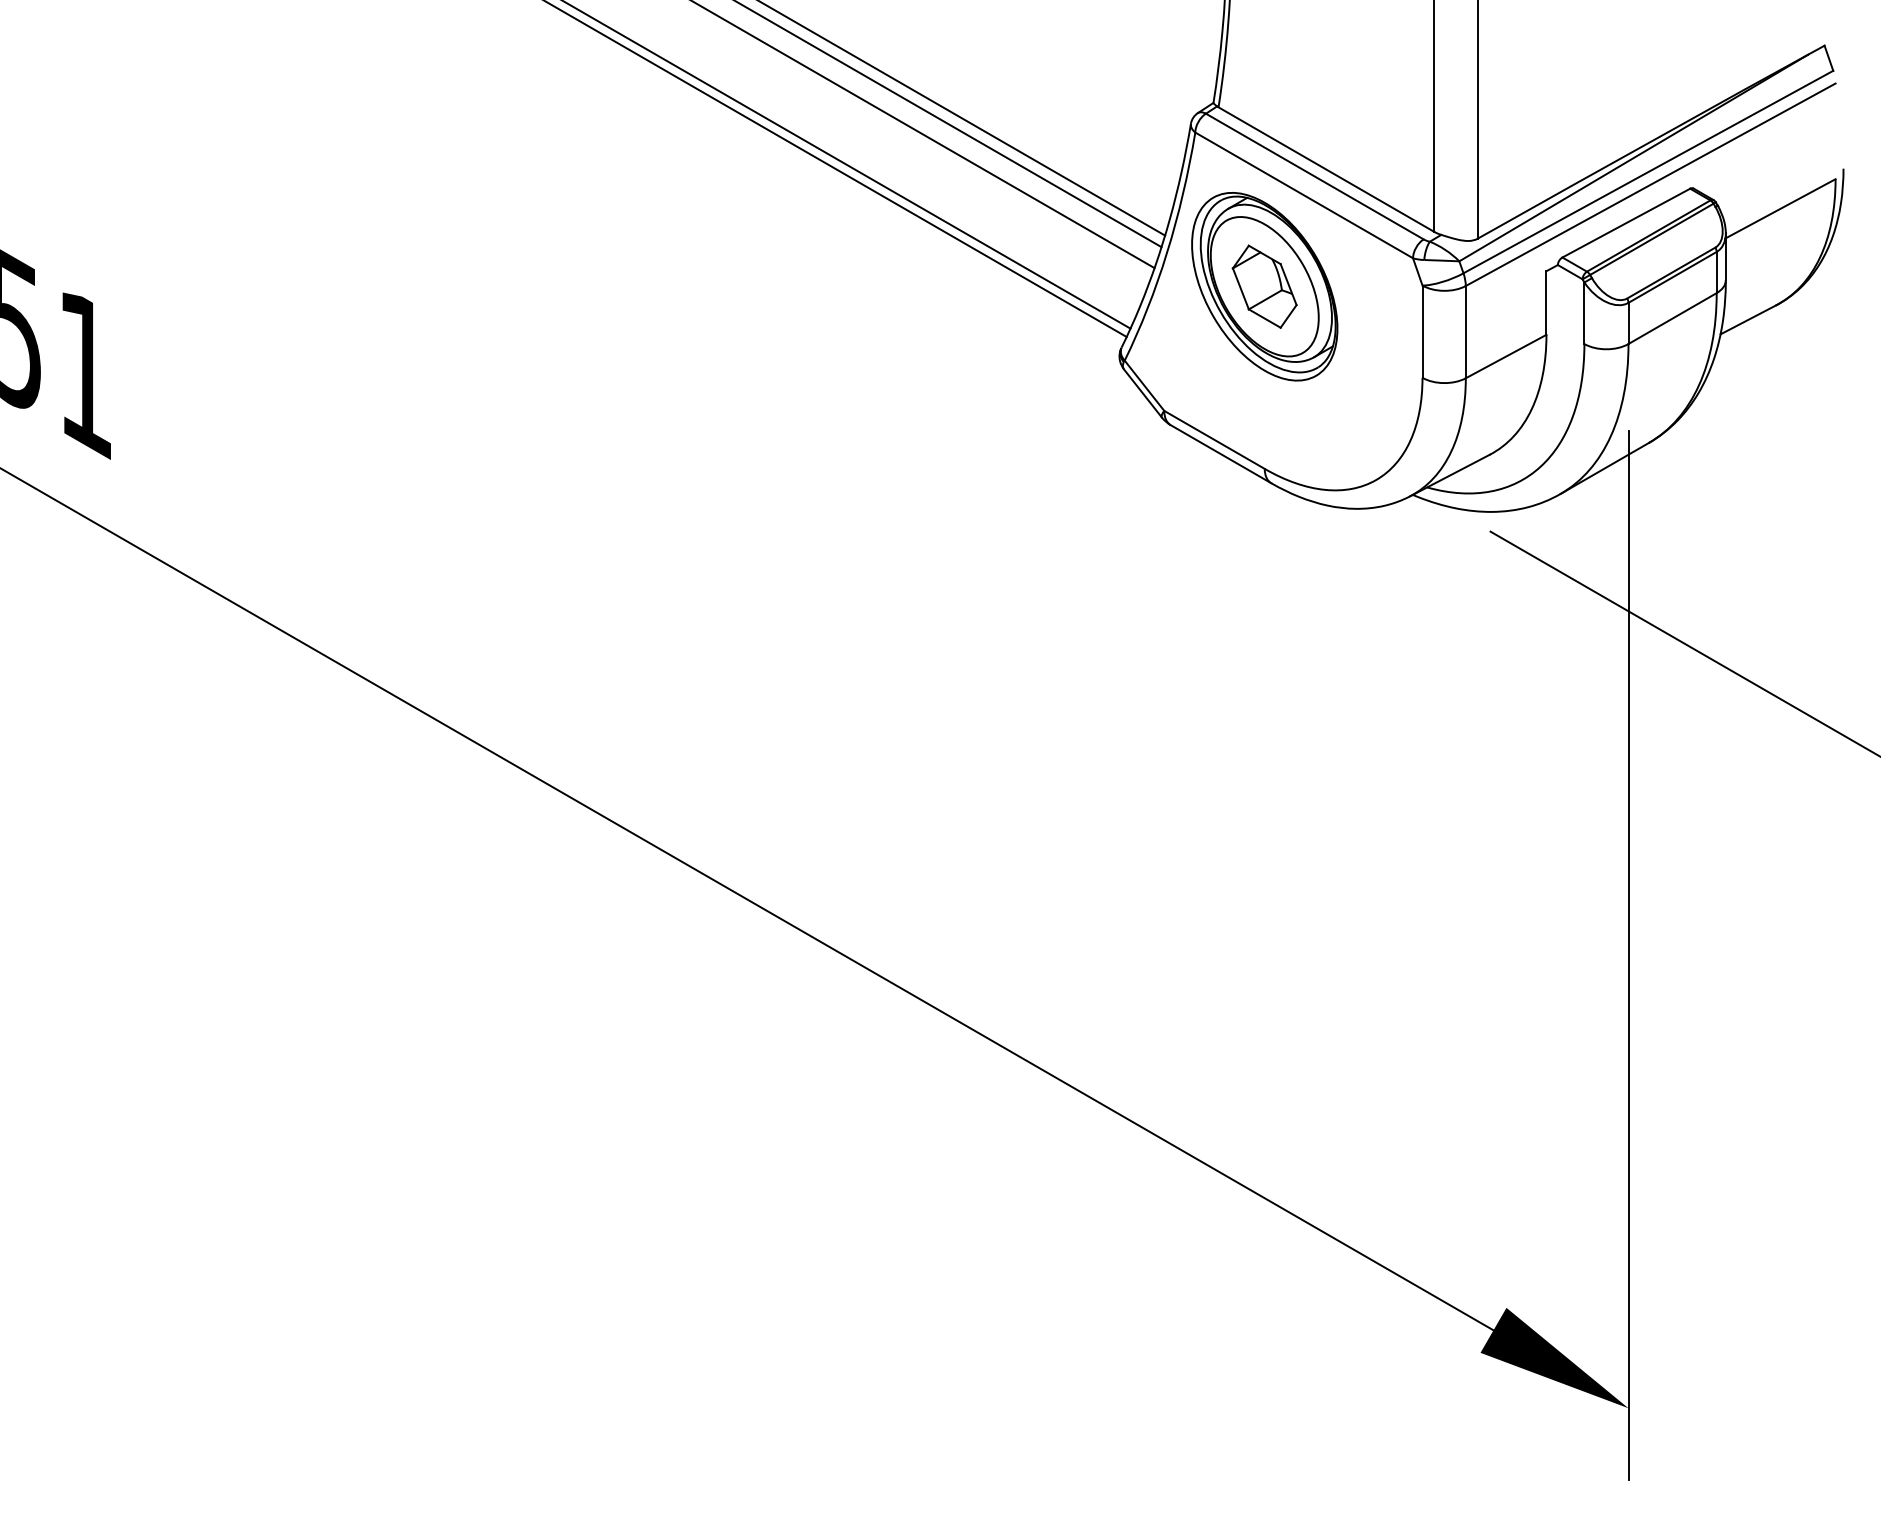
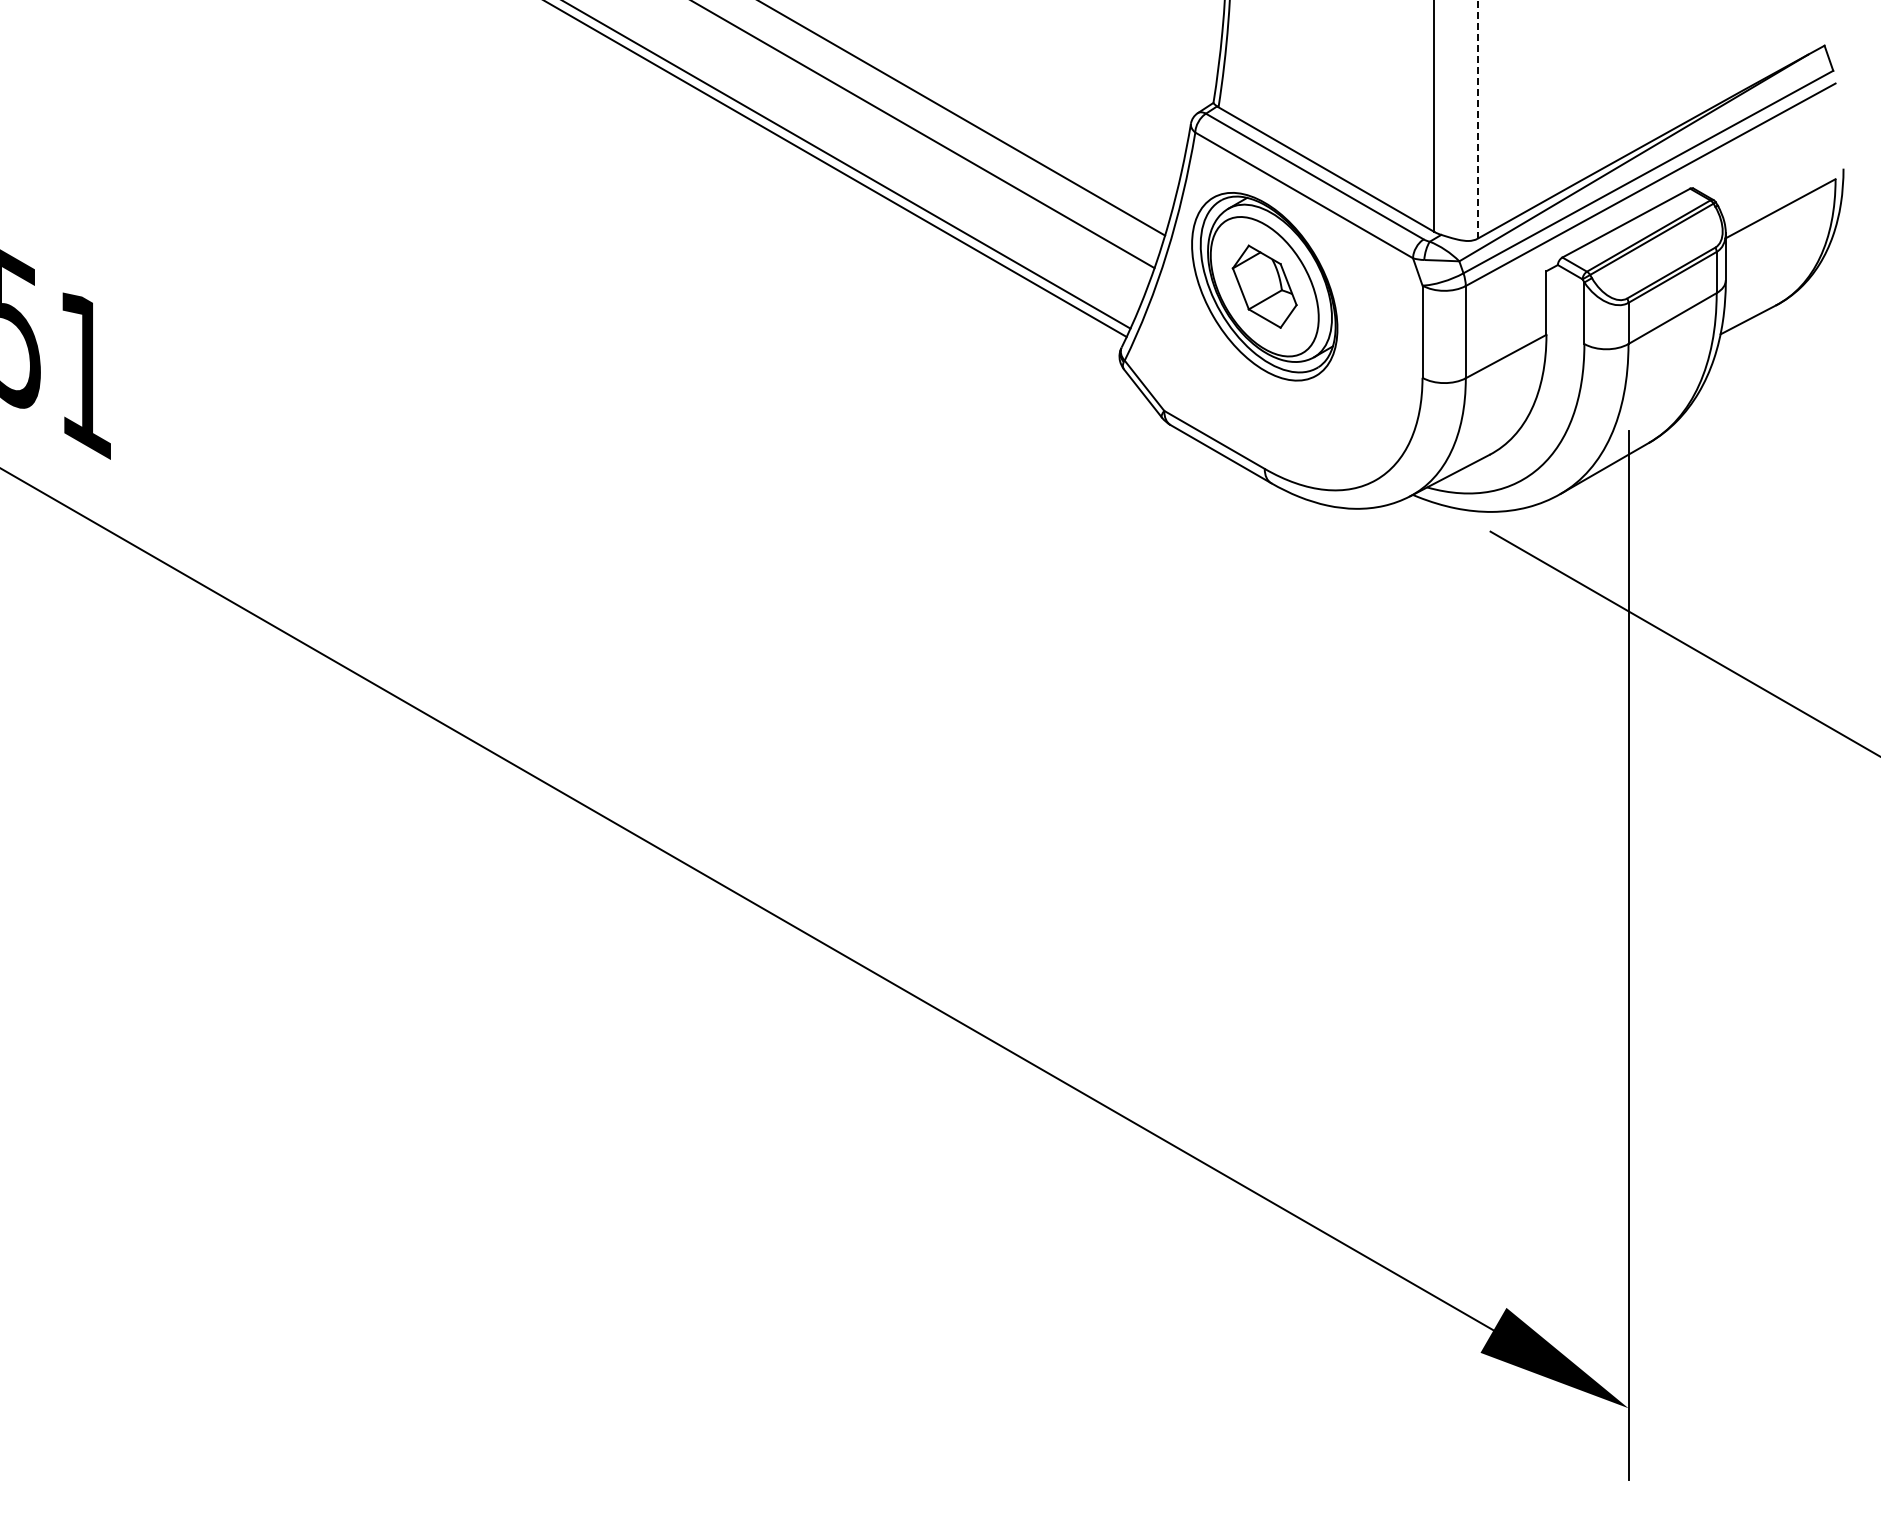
line: solid -> dashed (1477, 119)
line: present -> none (949, 124)
